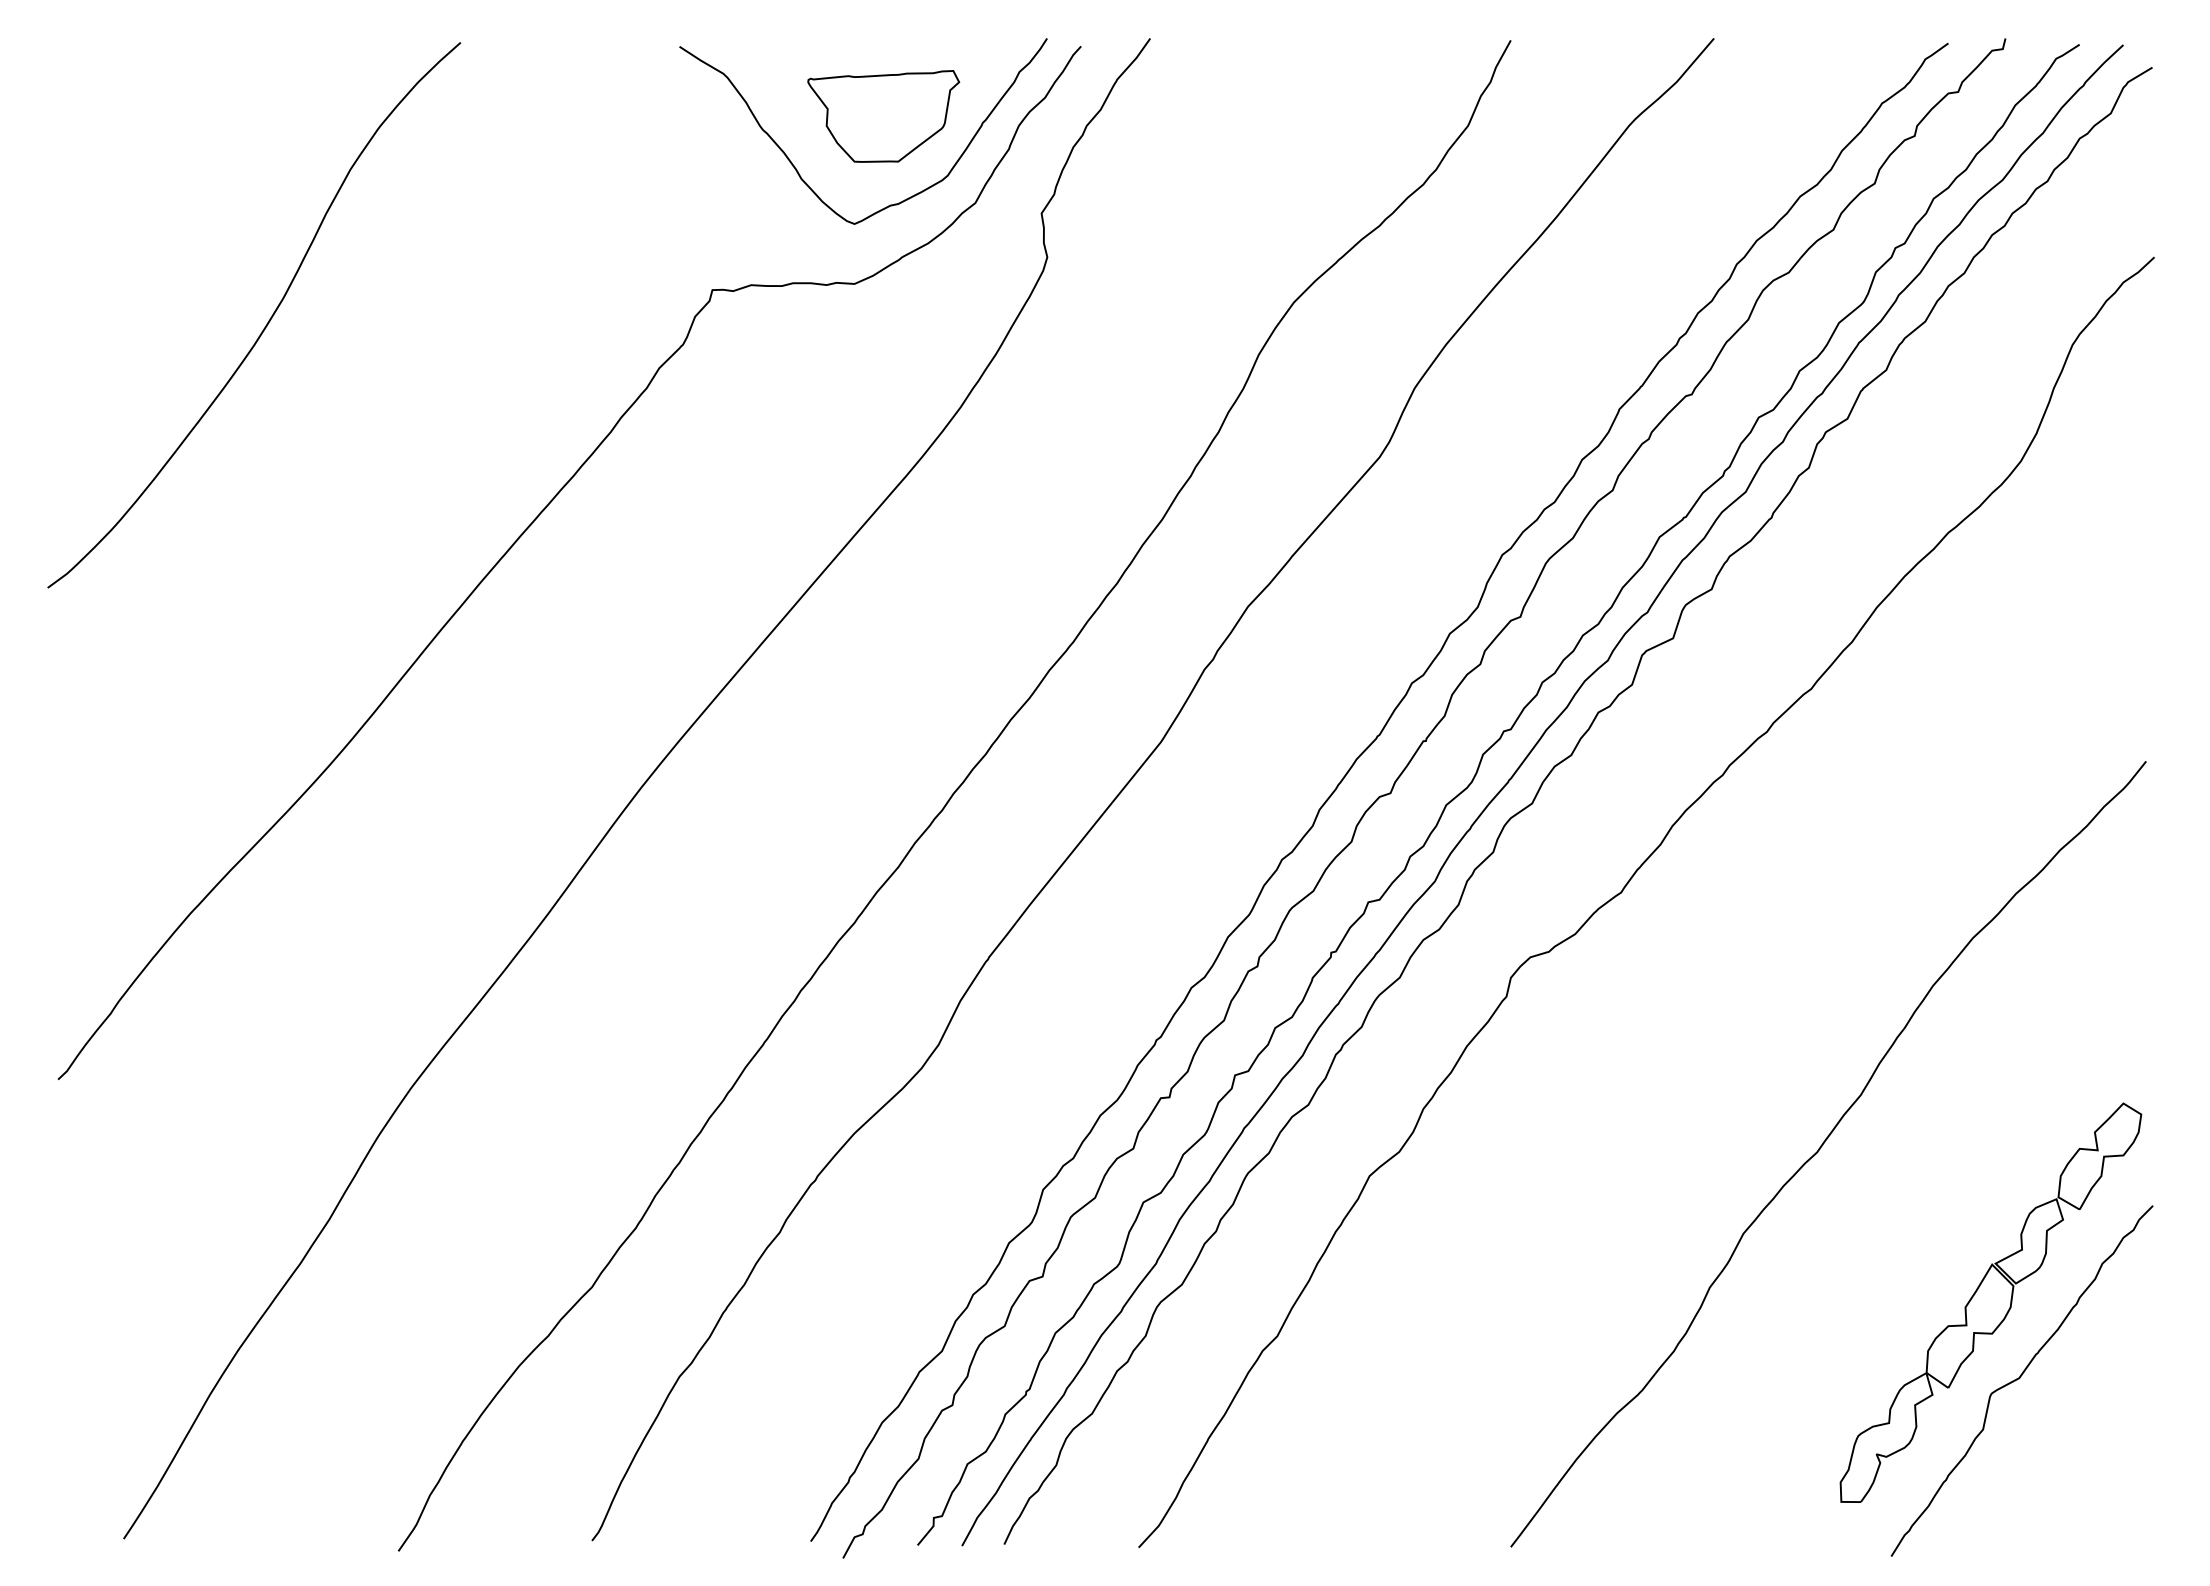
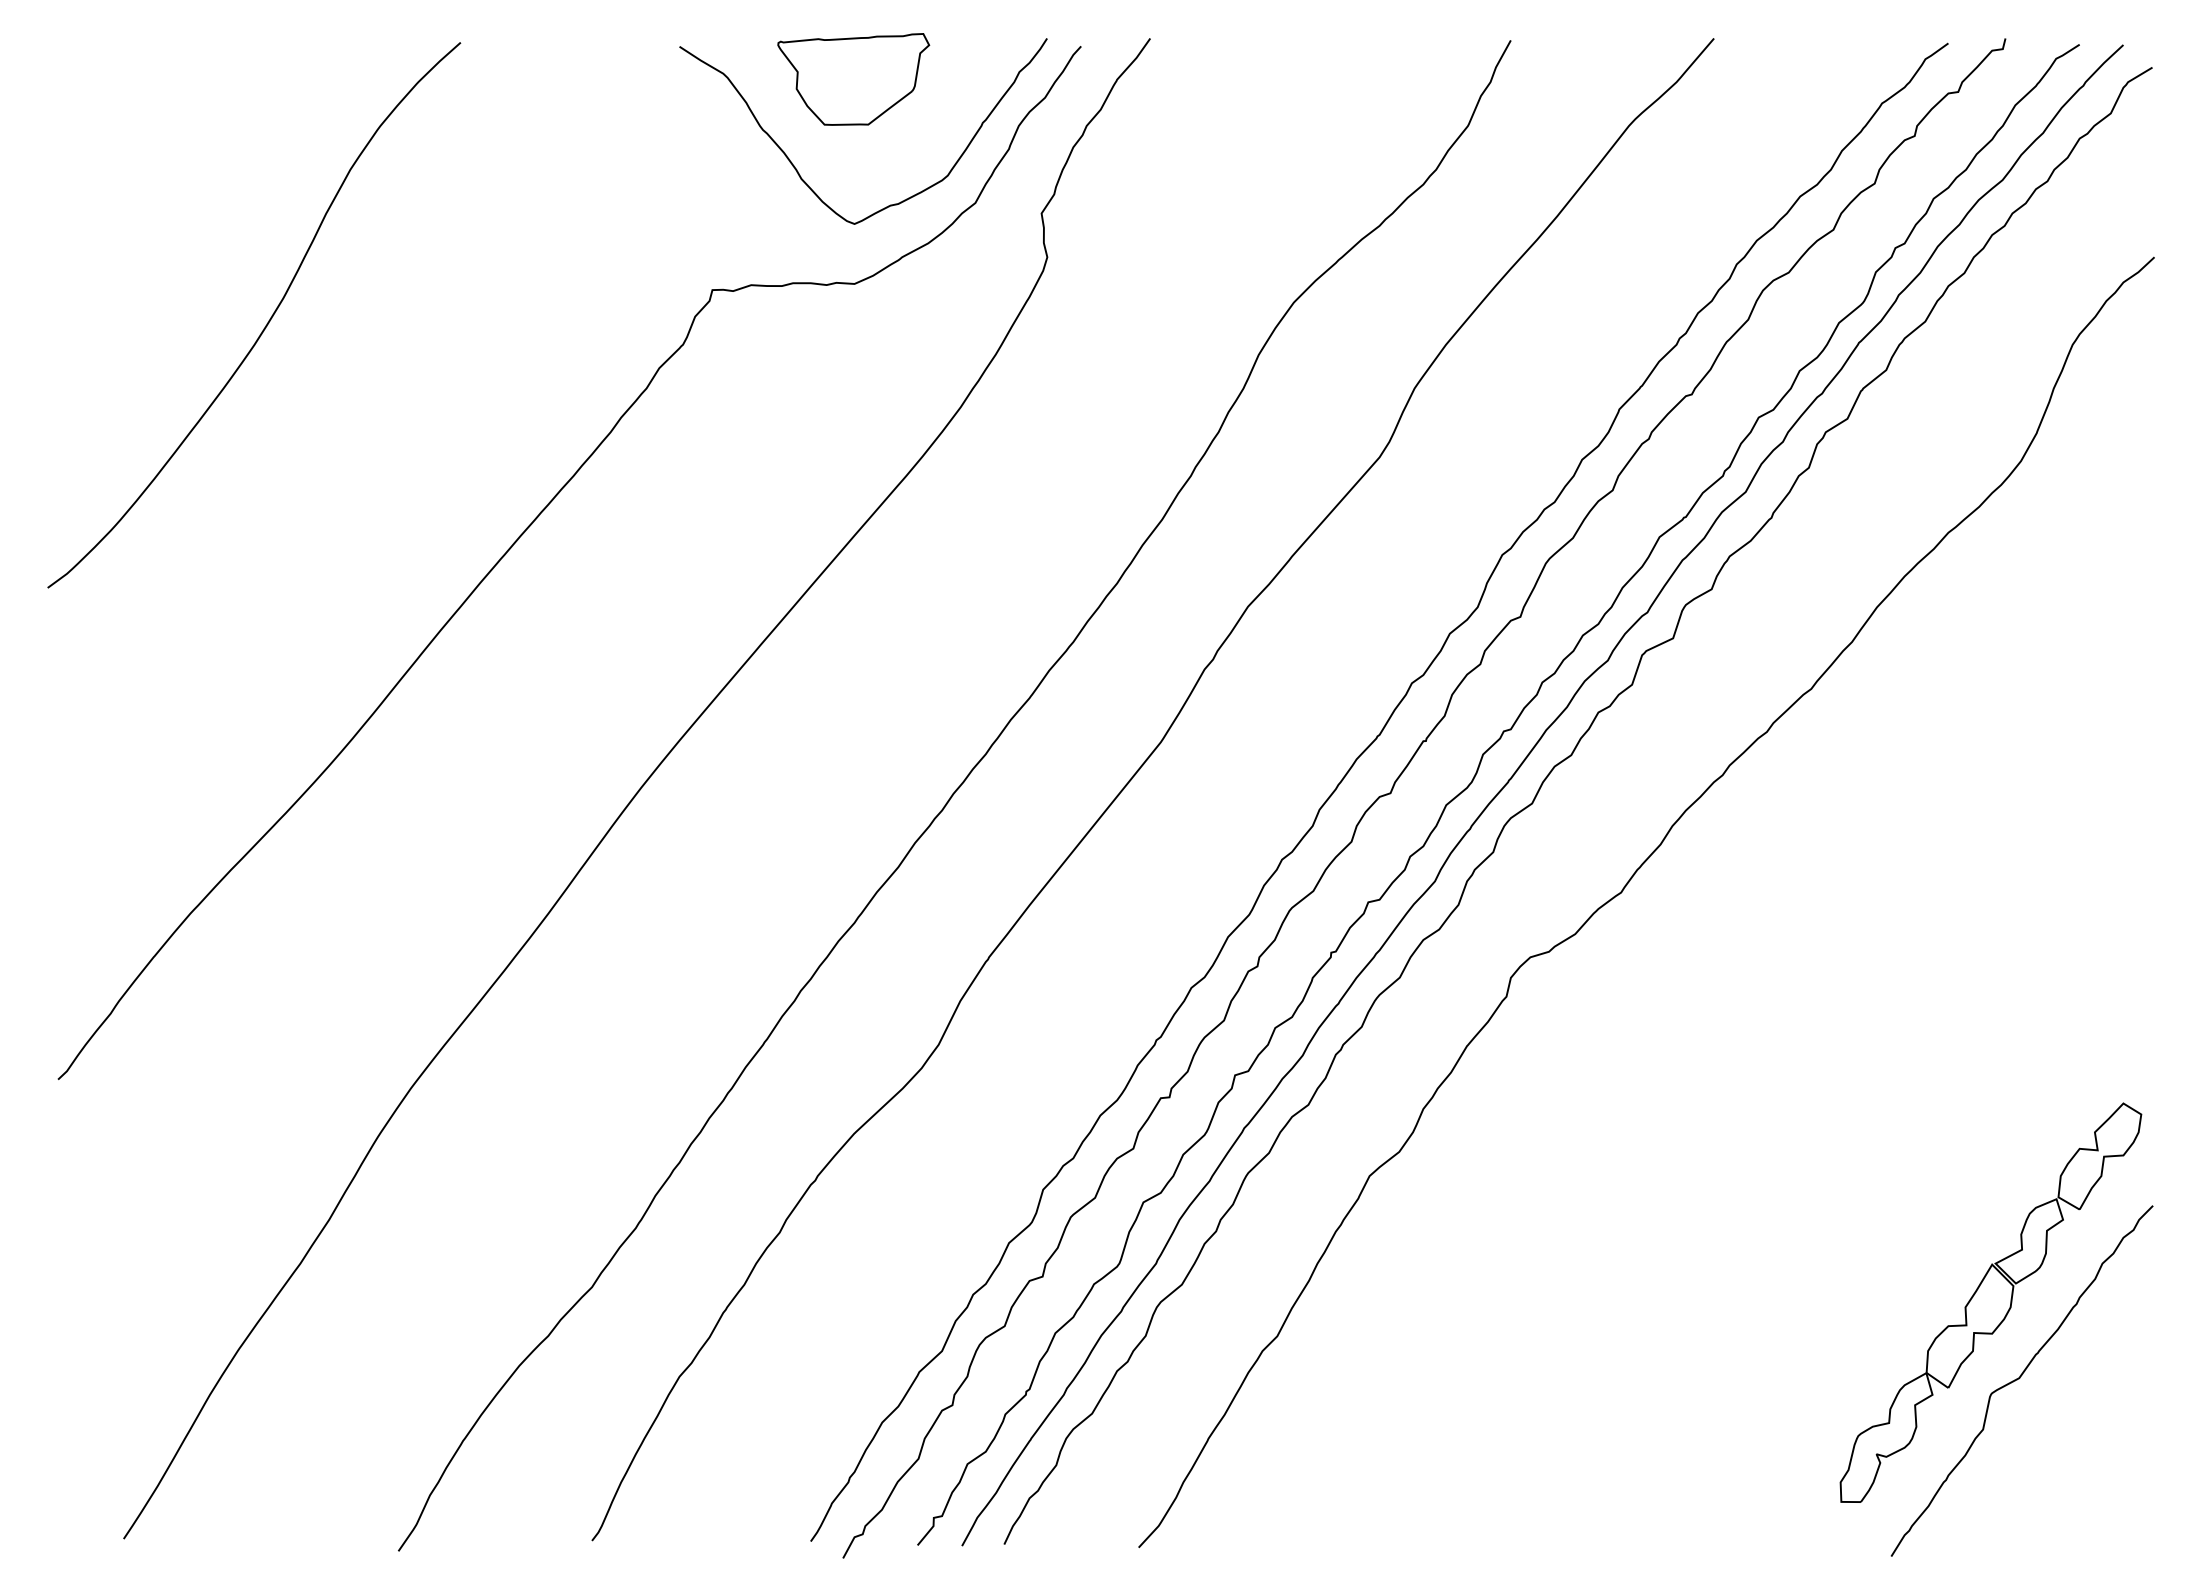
part position: (883, 116) -> (853, 79) (853, 79)
curve: present -> none (1820, 1149)
